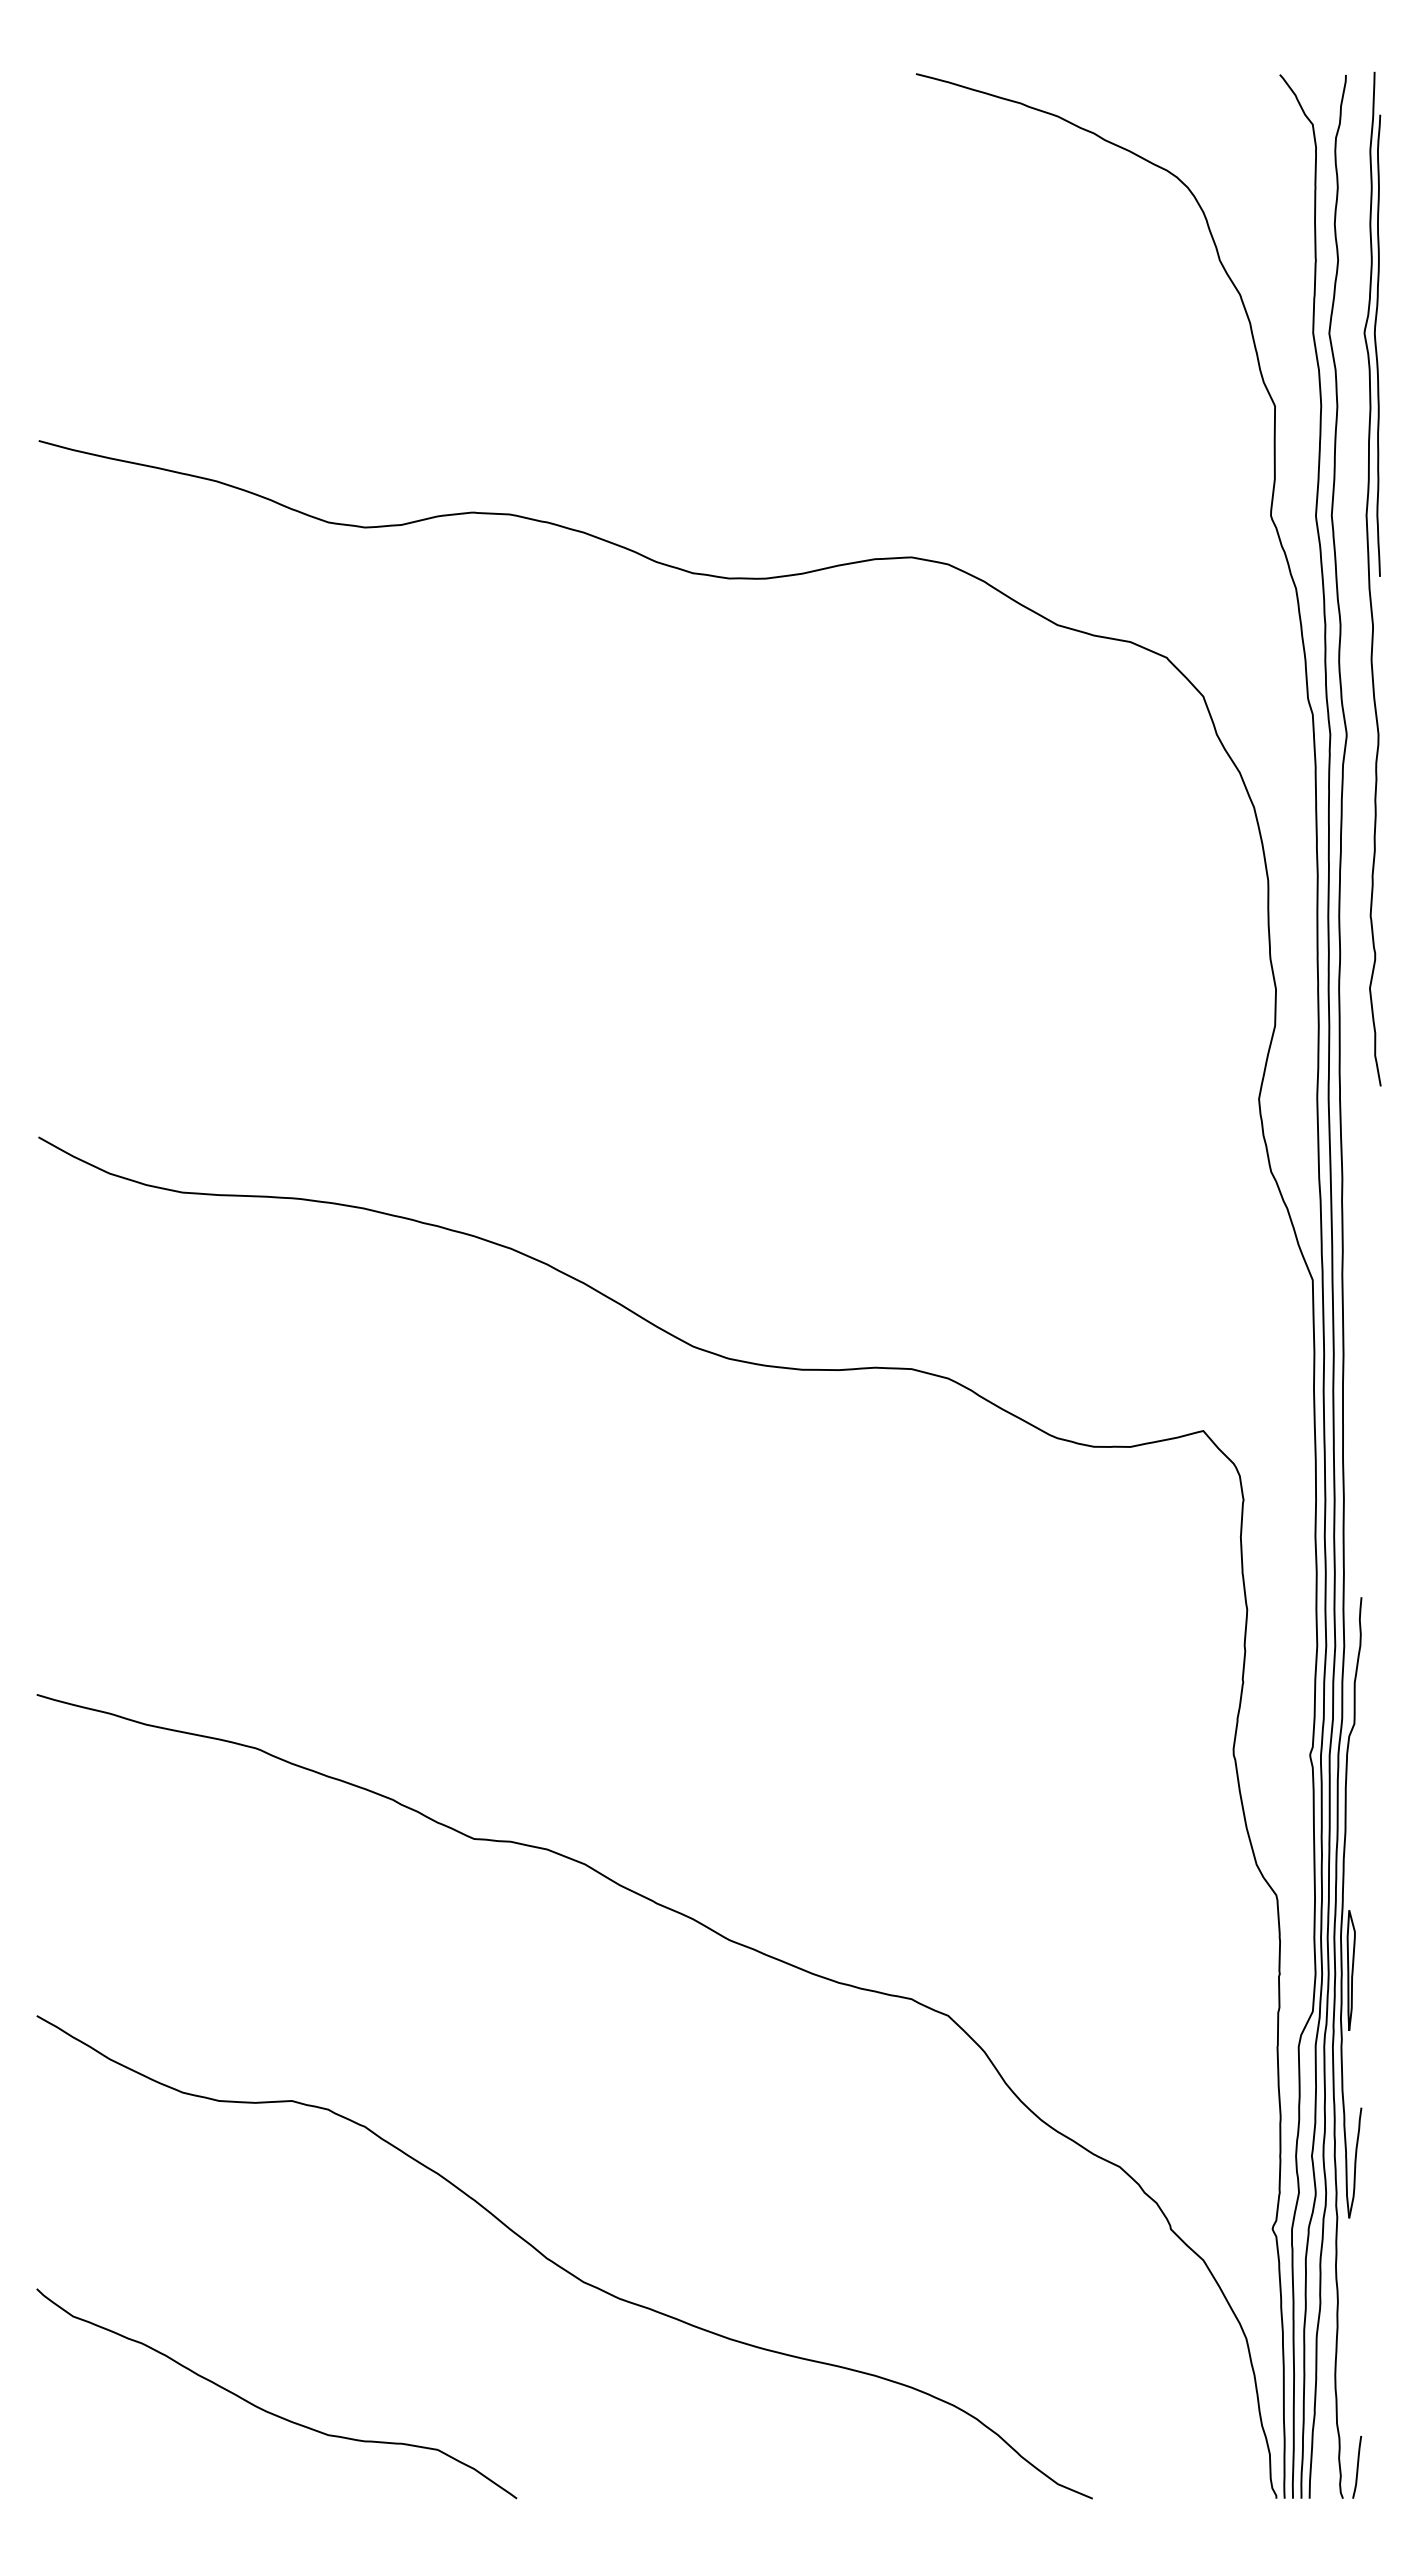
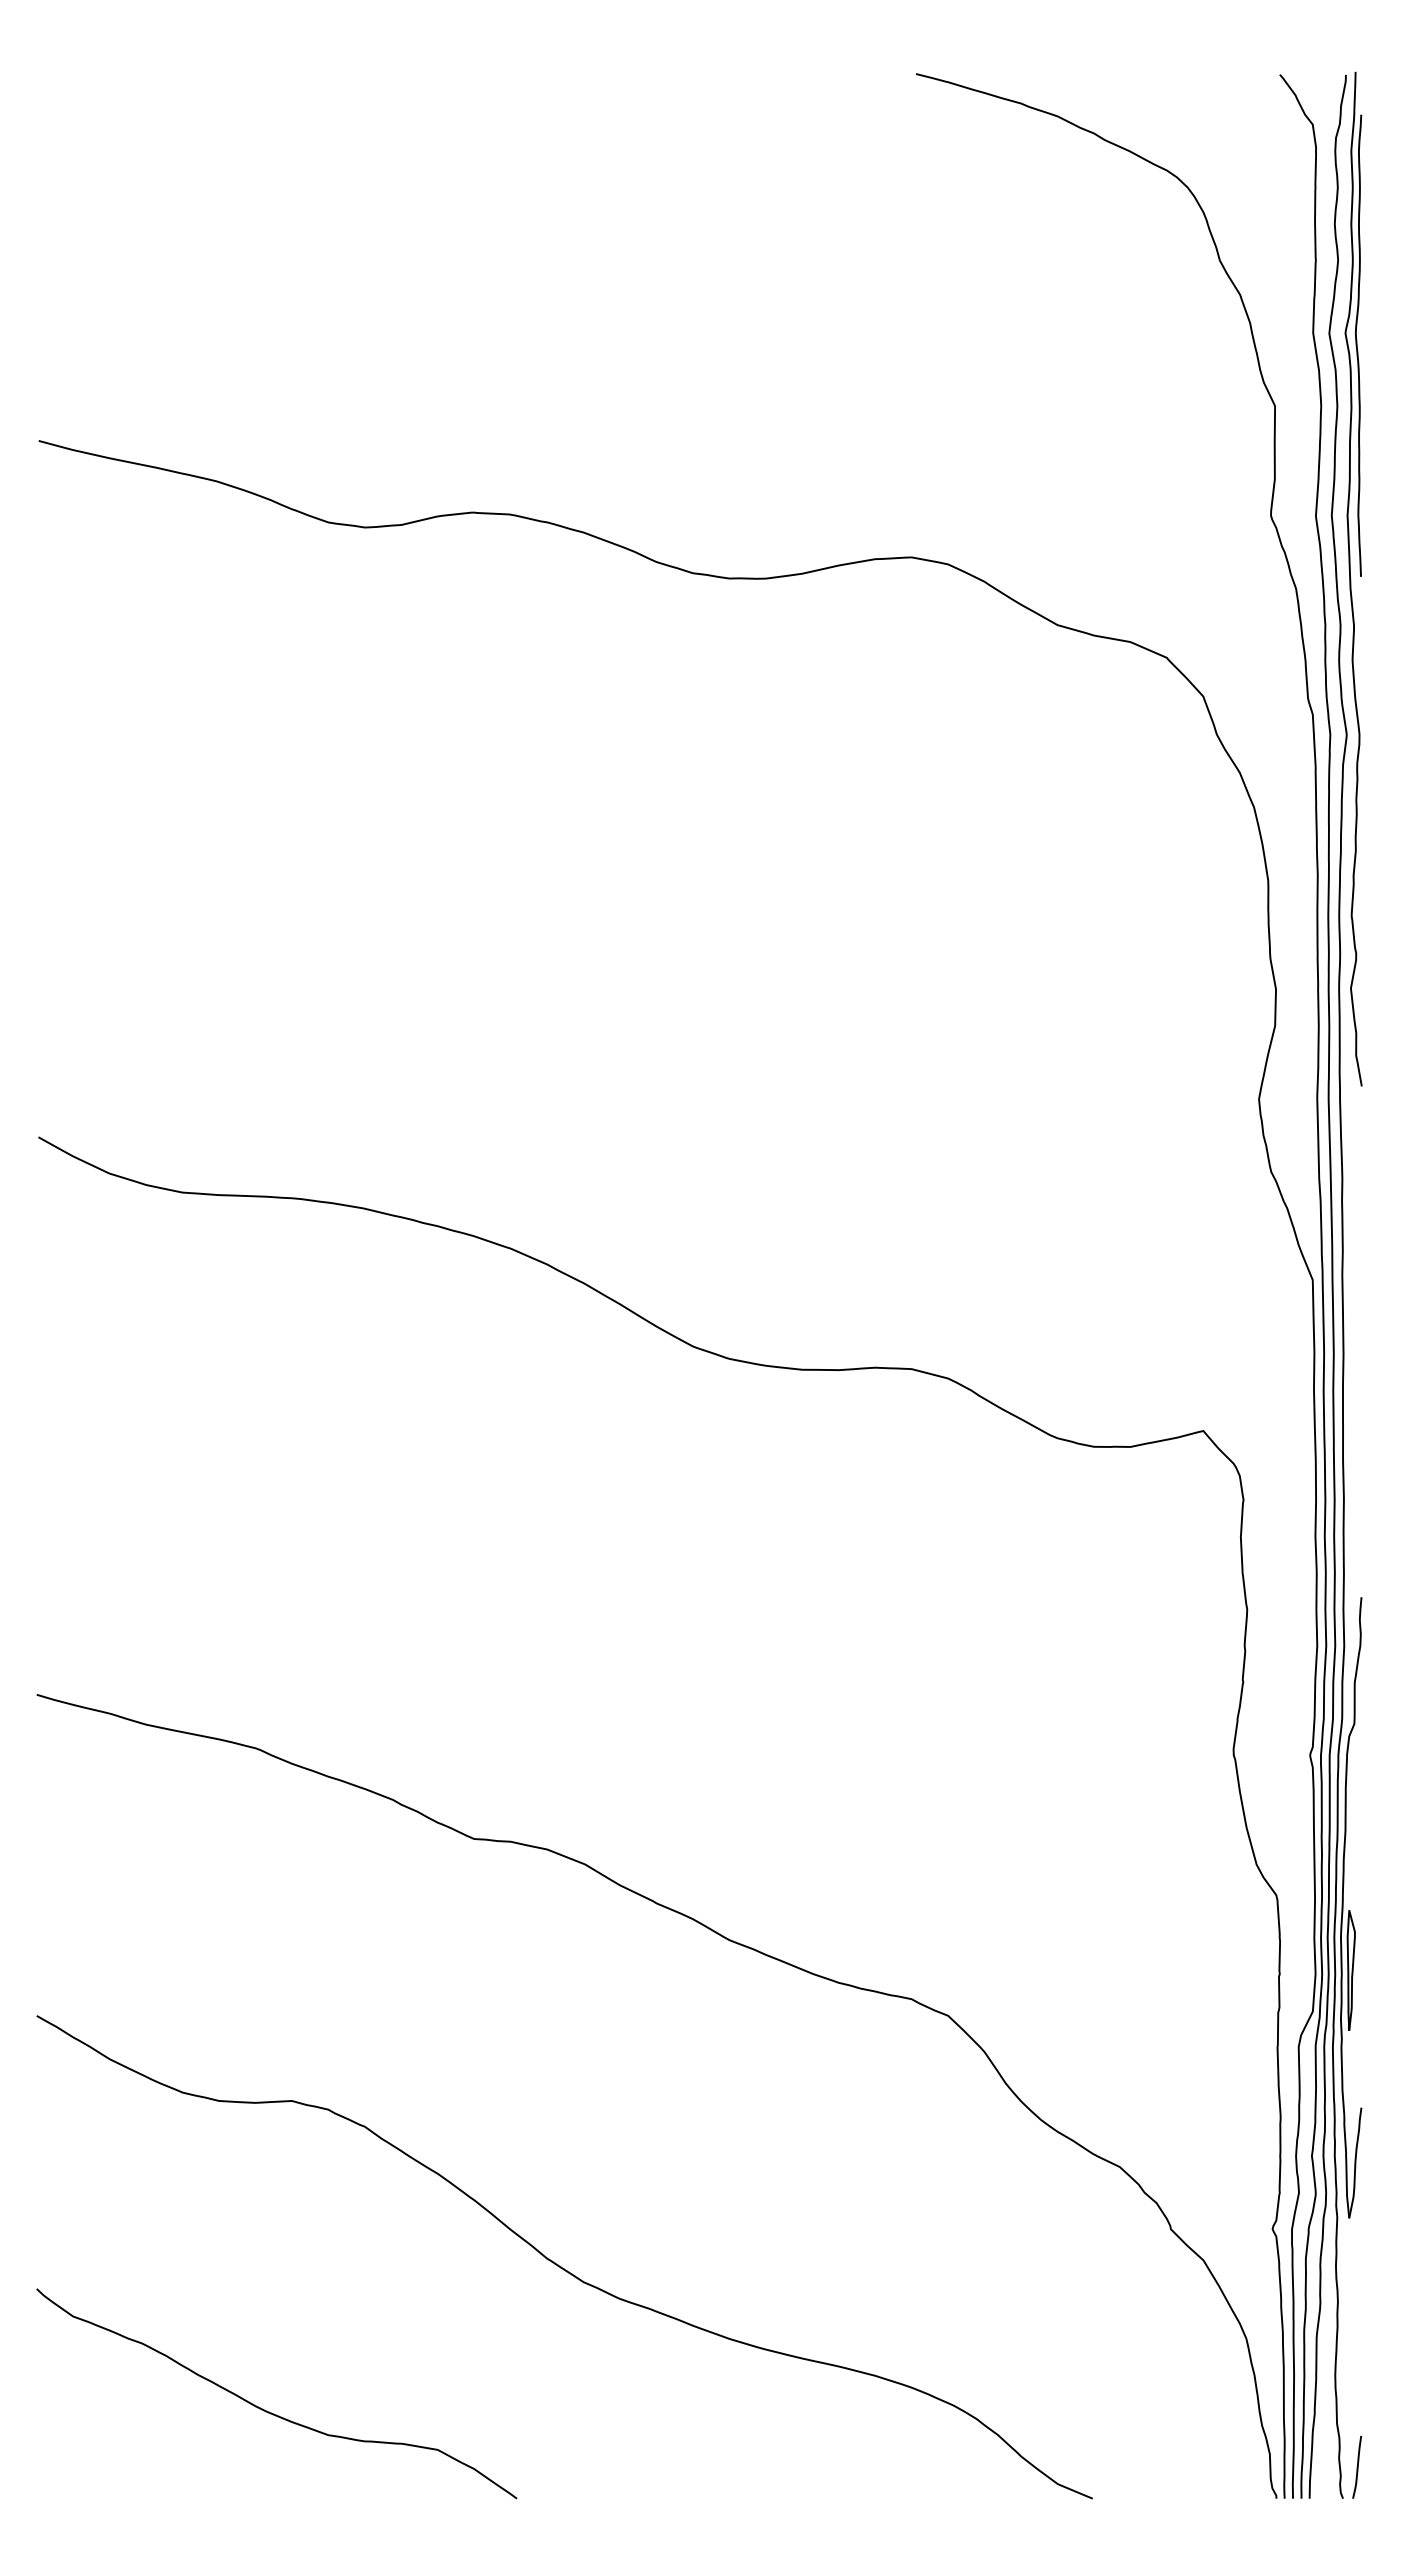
part position: (1372, 578) -> (1353, 578) (1353, 578)
